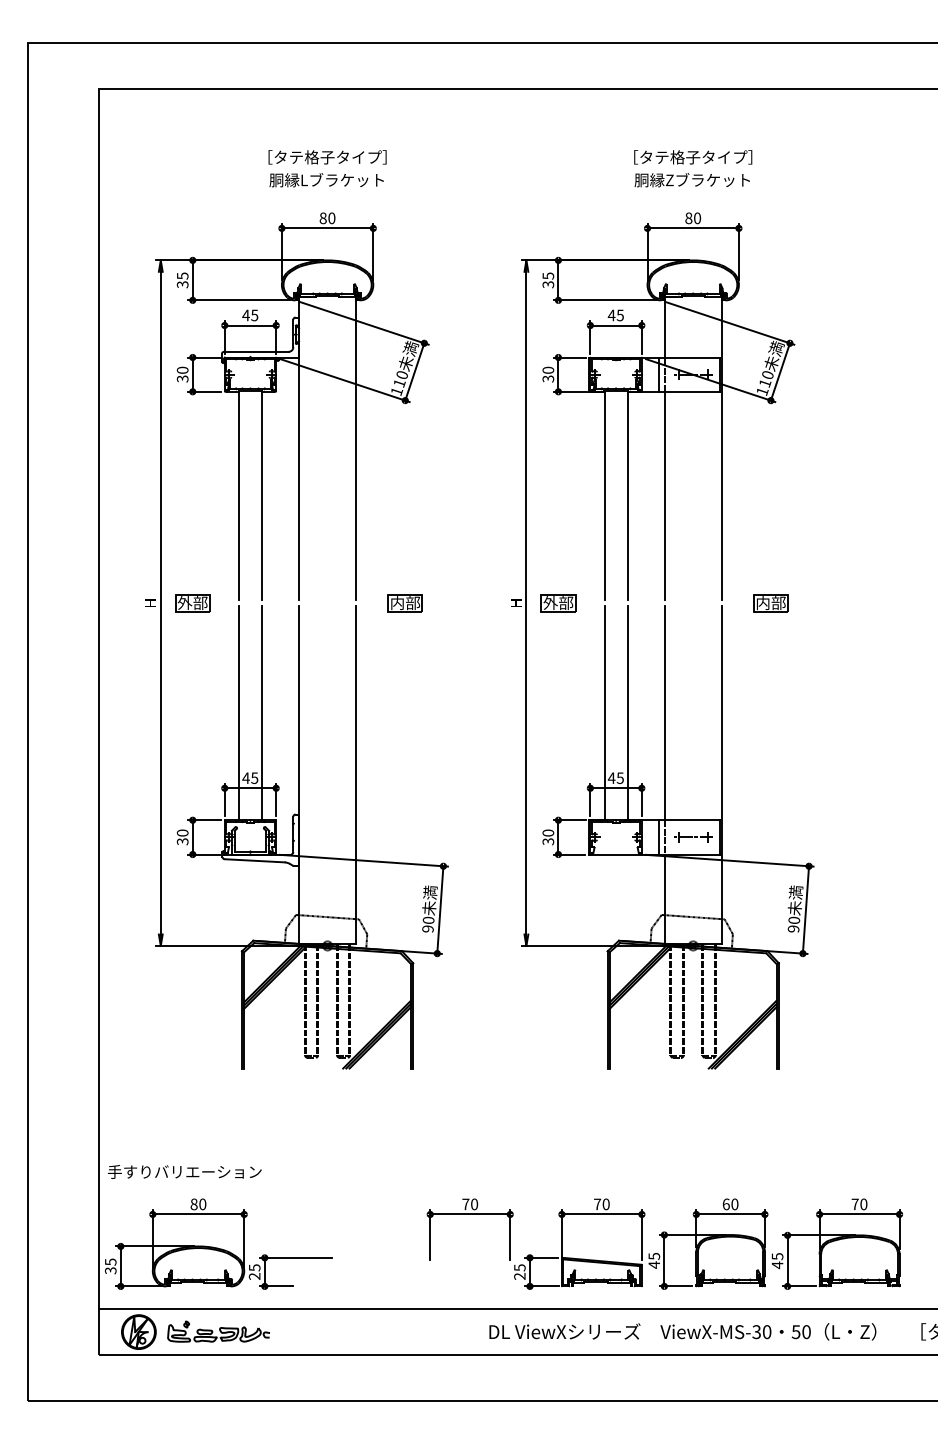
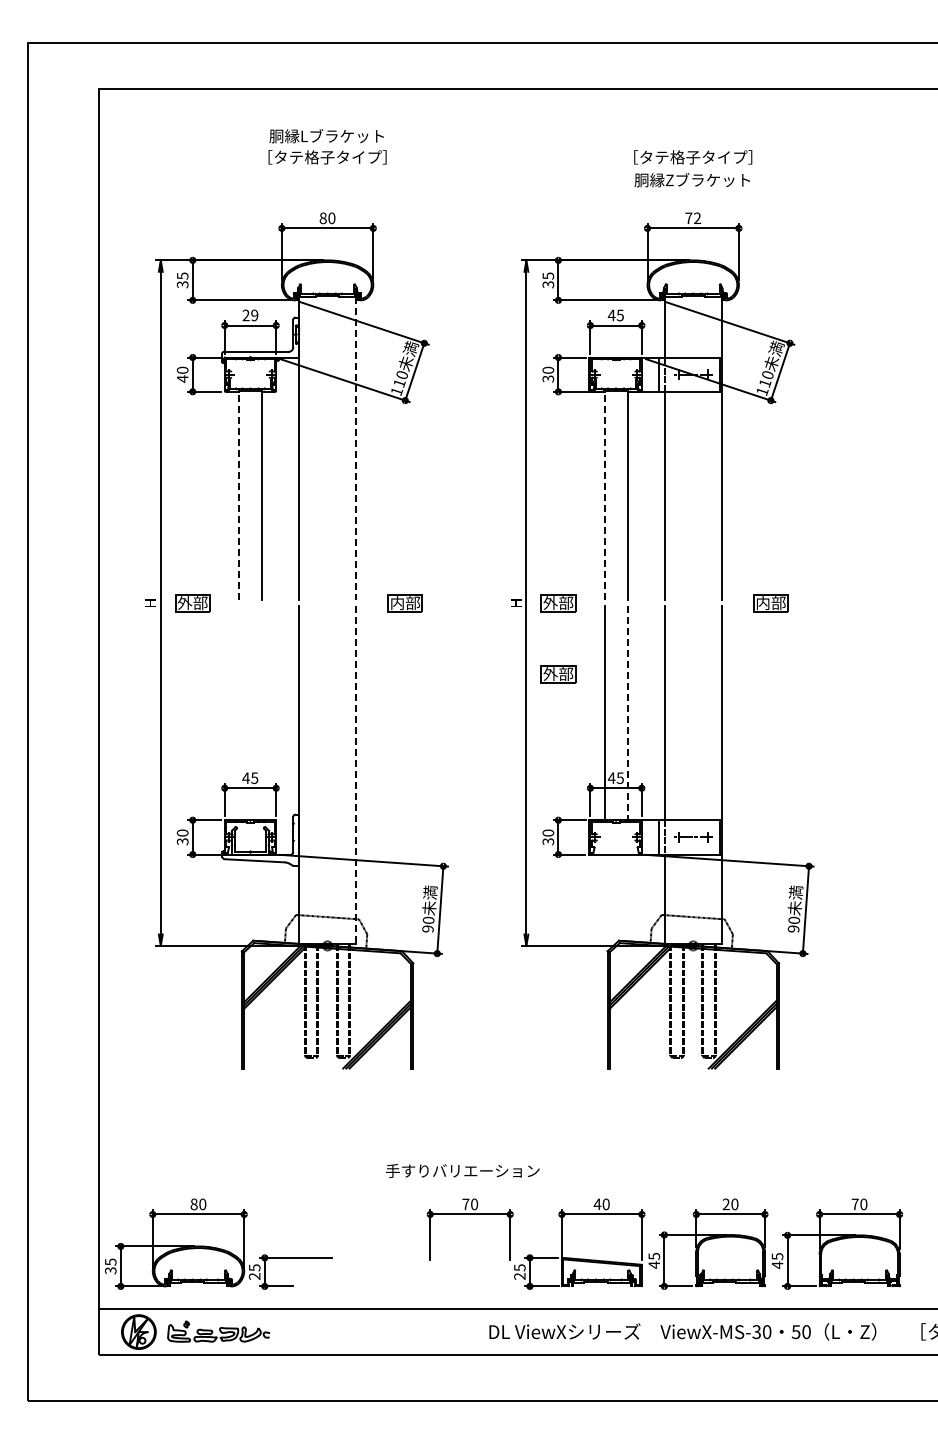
text position: (326, 180) -> (326, 136) (326, 136)
text: 80 -> 72 (693, 218)
text: 45 -> 29 (250, 315)
text: 30 -> 40 (182, 378)
line: solid -> dashed (356, 448)
line: solid -> dashed (239, 495)
line: solid -> dashed (604, 495)
part: none -> present (558, 674)
line: present -> none (239, 713)
line: present -> none (261, 713)
line: solid -> dashed (627, 713)
line: solid -> dashed (356, 774)
text position: (184, 1171) -> (462, 1170) (462, 1170)
text: 70 -> 40 (597, 1204)
text: 60 -> 20 (725, 1204)
